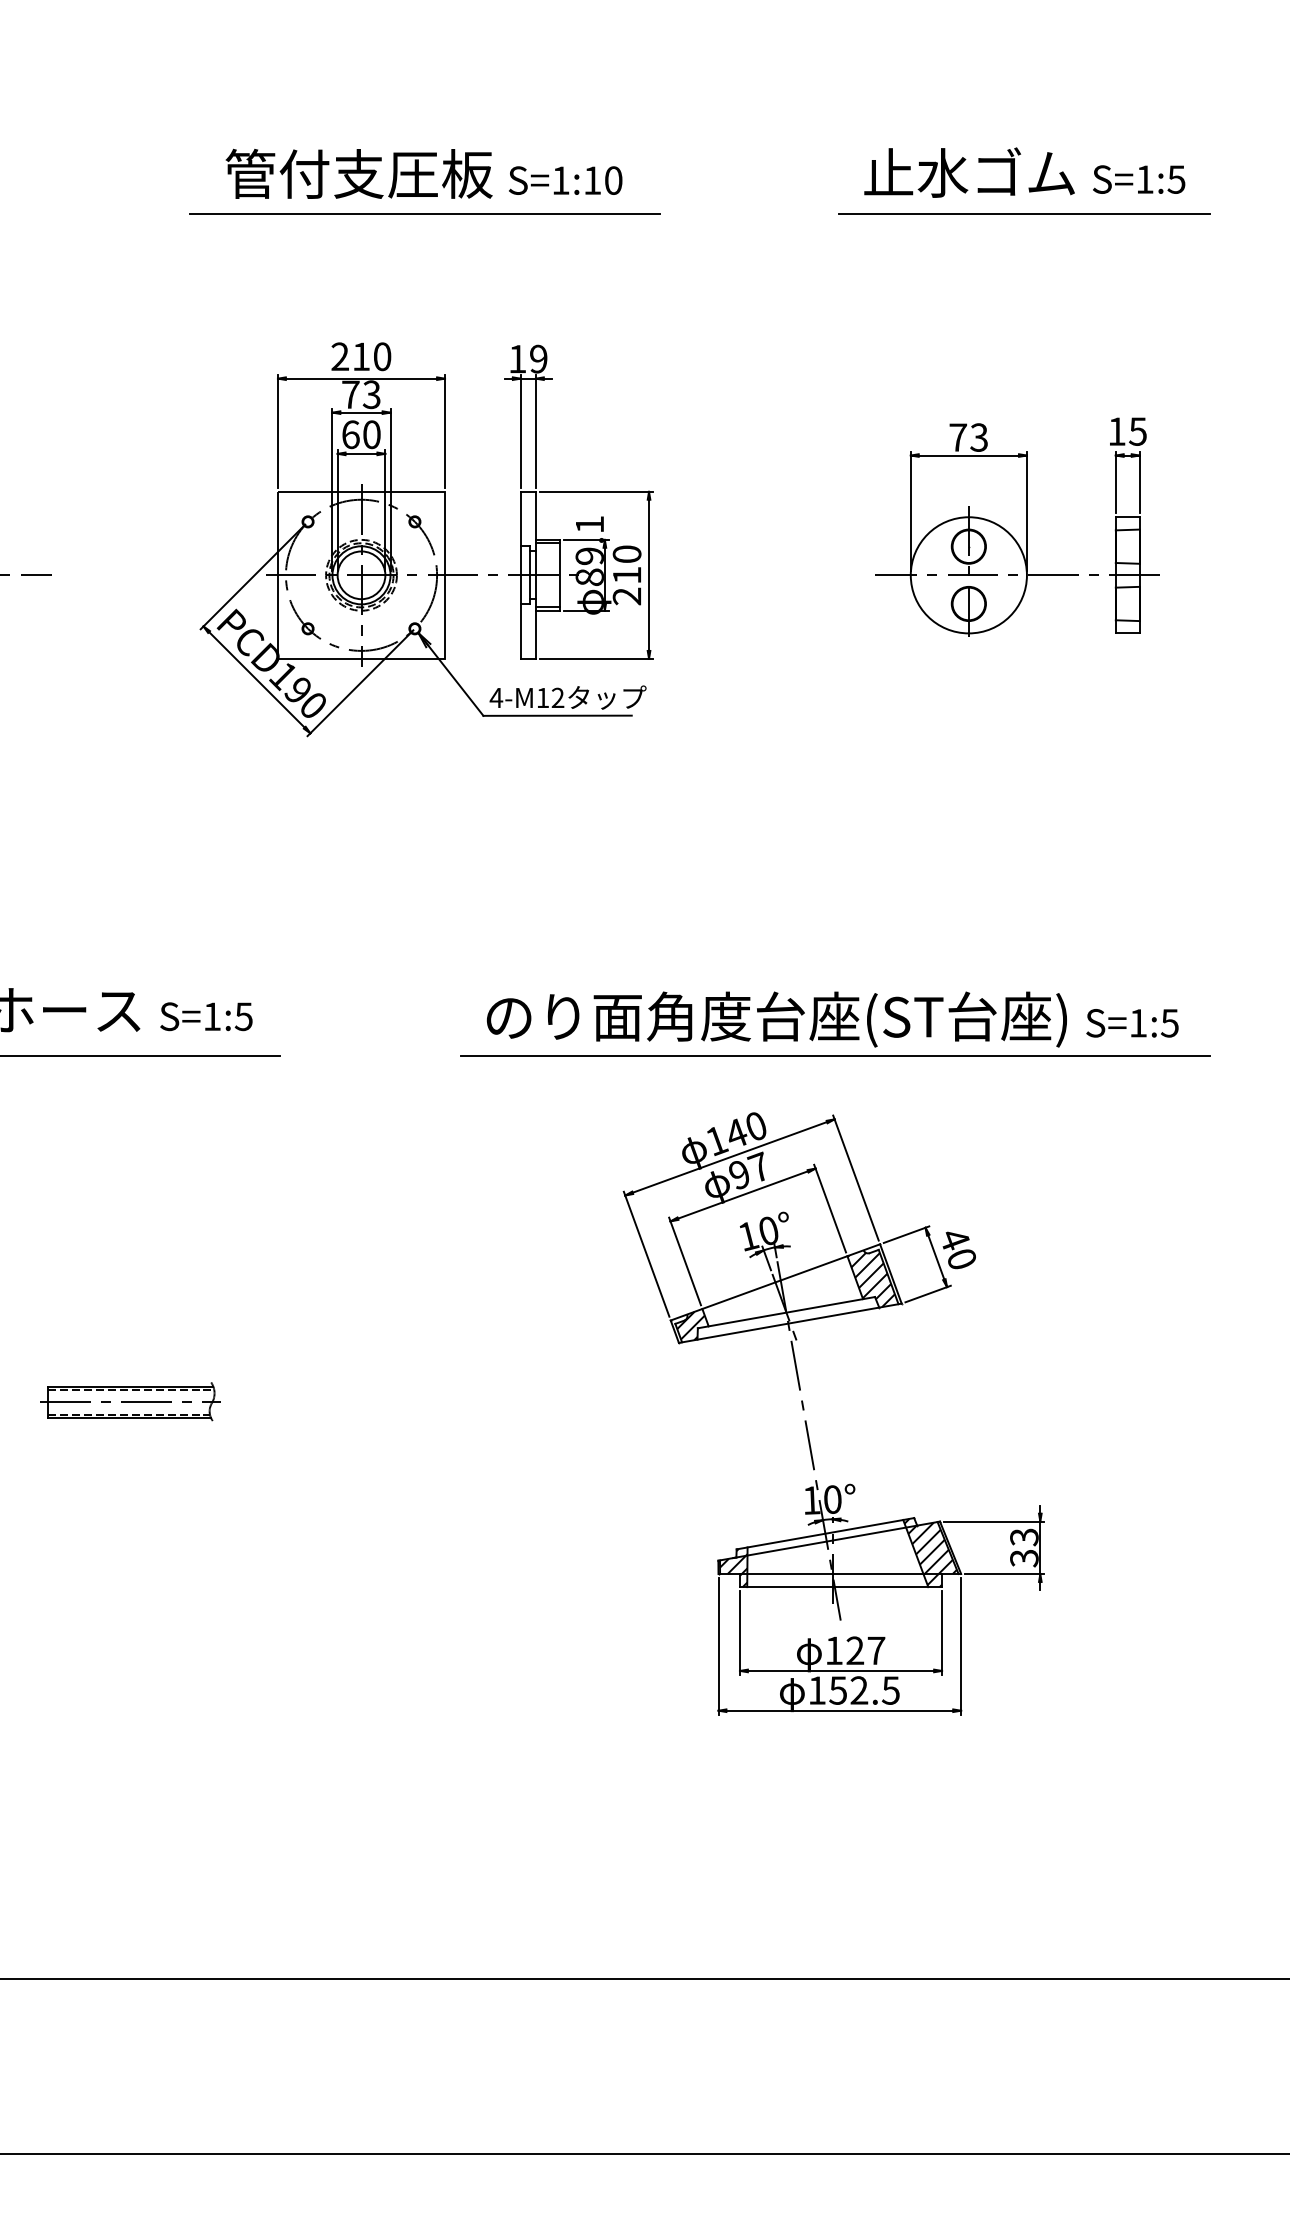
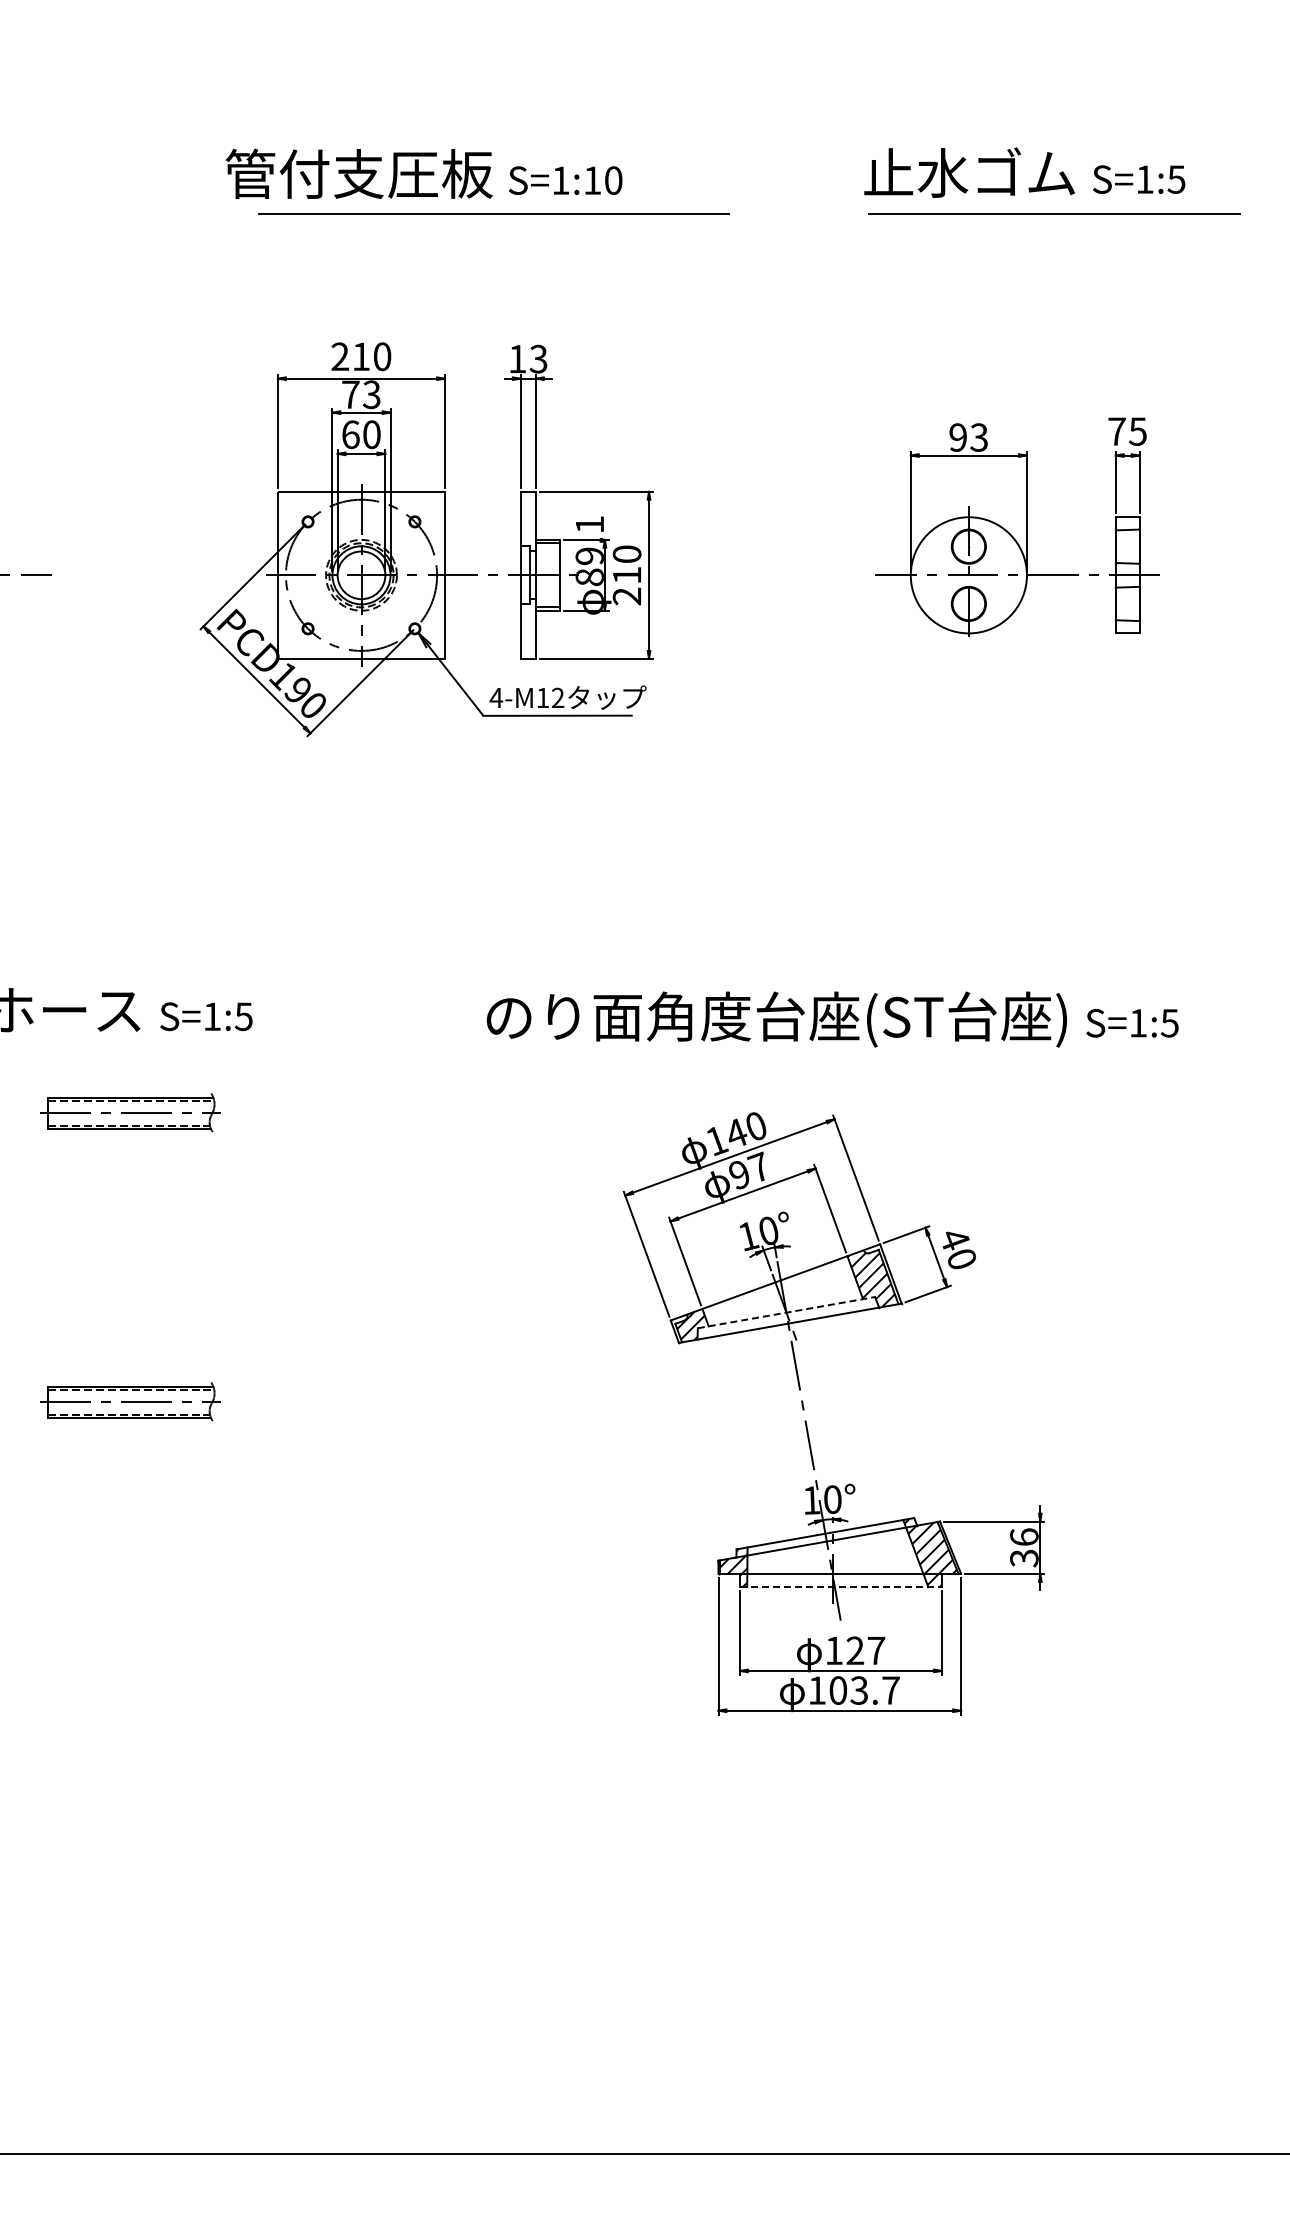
line position: (424, 213) -> (493, 213) (493, 213)
line position: (1024, 213) -> (1054, 213) (1054, 213)
text: 19 -> 13 (538, 359)
text: 15 -> 75 (1116, 431)
text: 73 -> 93 (958, 437)
line: present -> none (140, 1056)
line: present -> none (834, 1056)
part: none -> present (130, 1112)
line: solid -> dashed (786, 1312)
text: 33 -> 36 (1024, 1537)
line: solid -> dashed (841, 1587)
text: 152.5 -> 103.7 (864, 1690)
line: present -> none (644, 1979)
